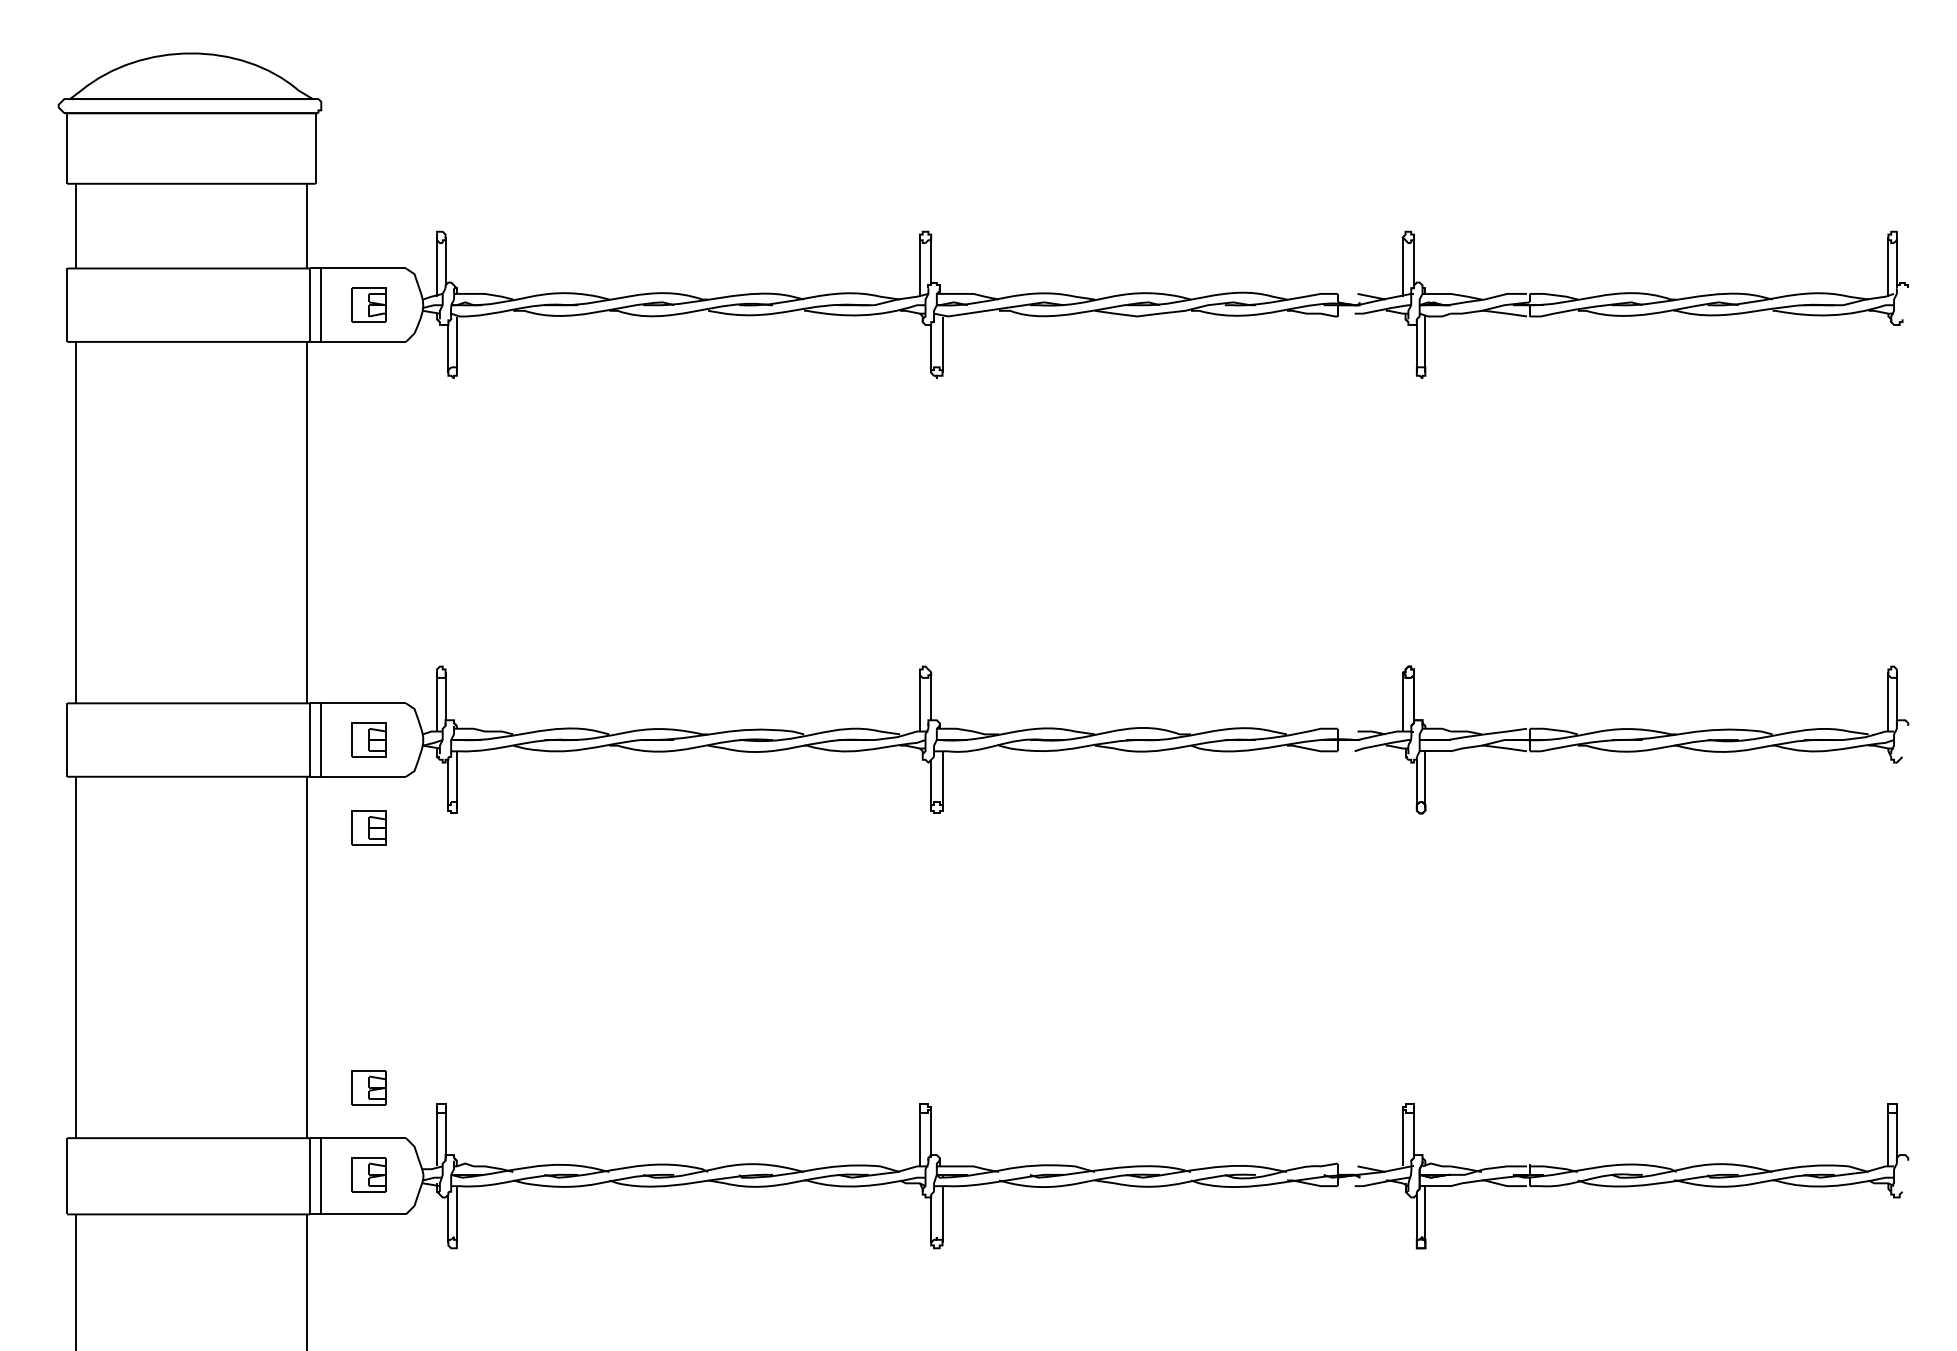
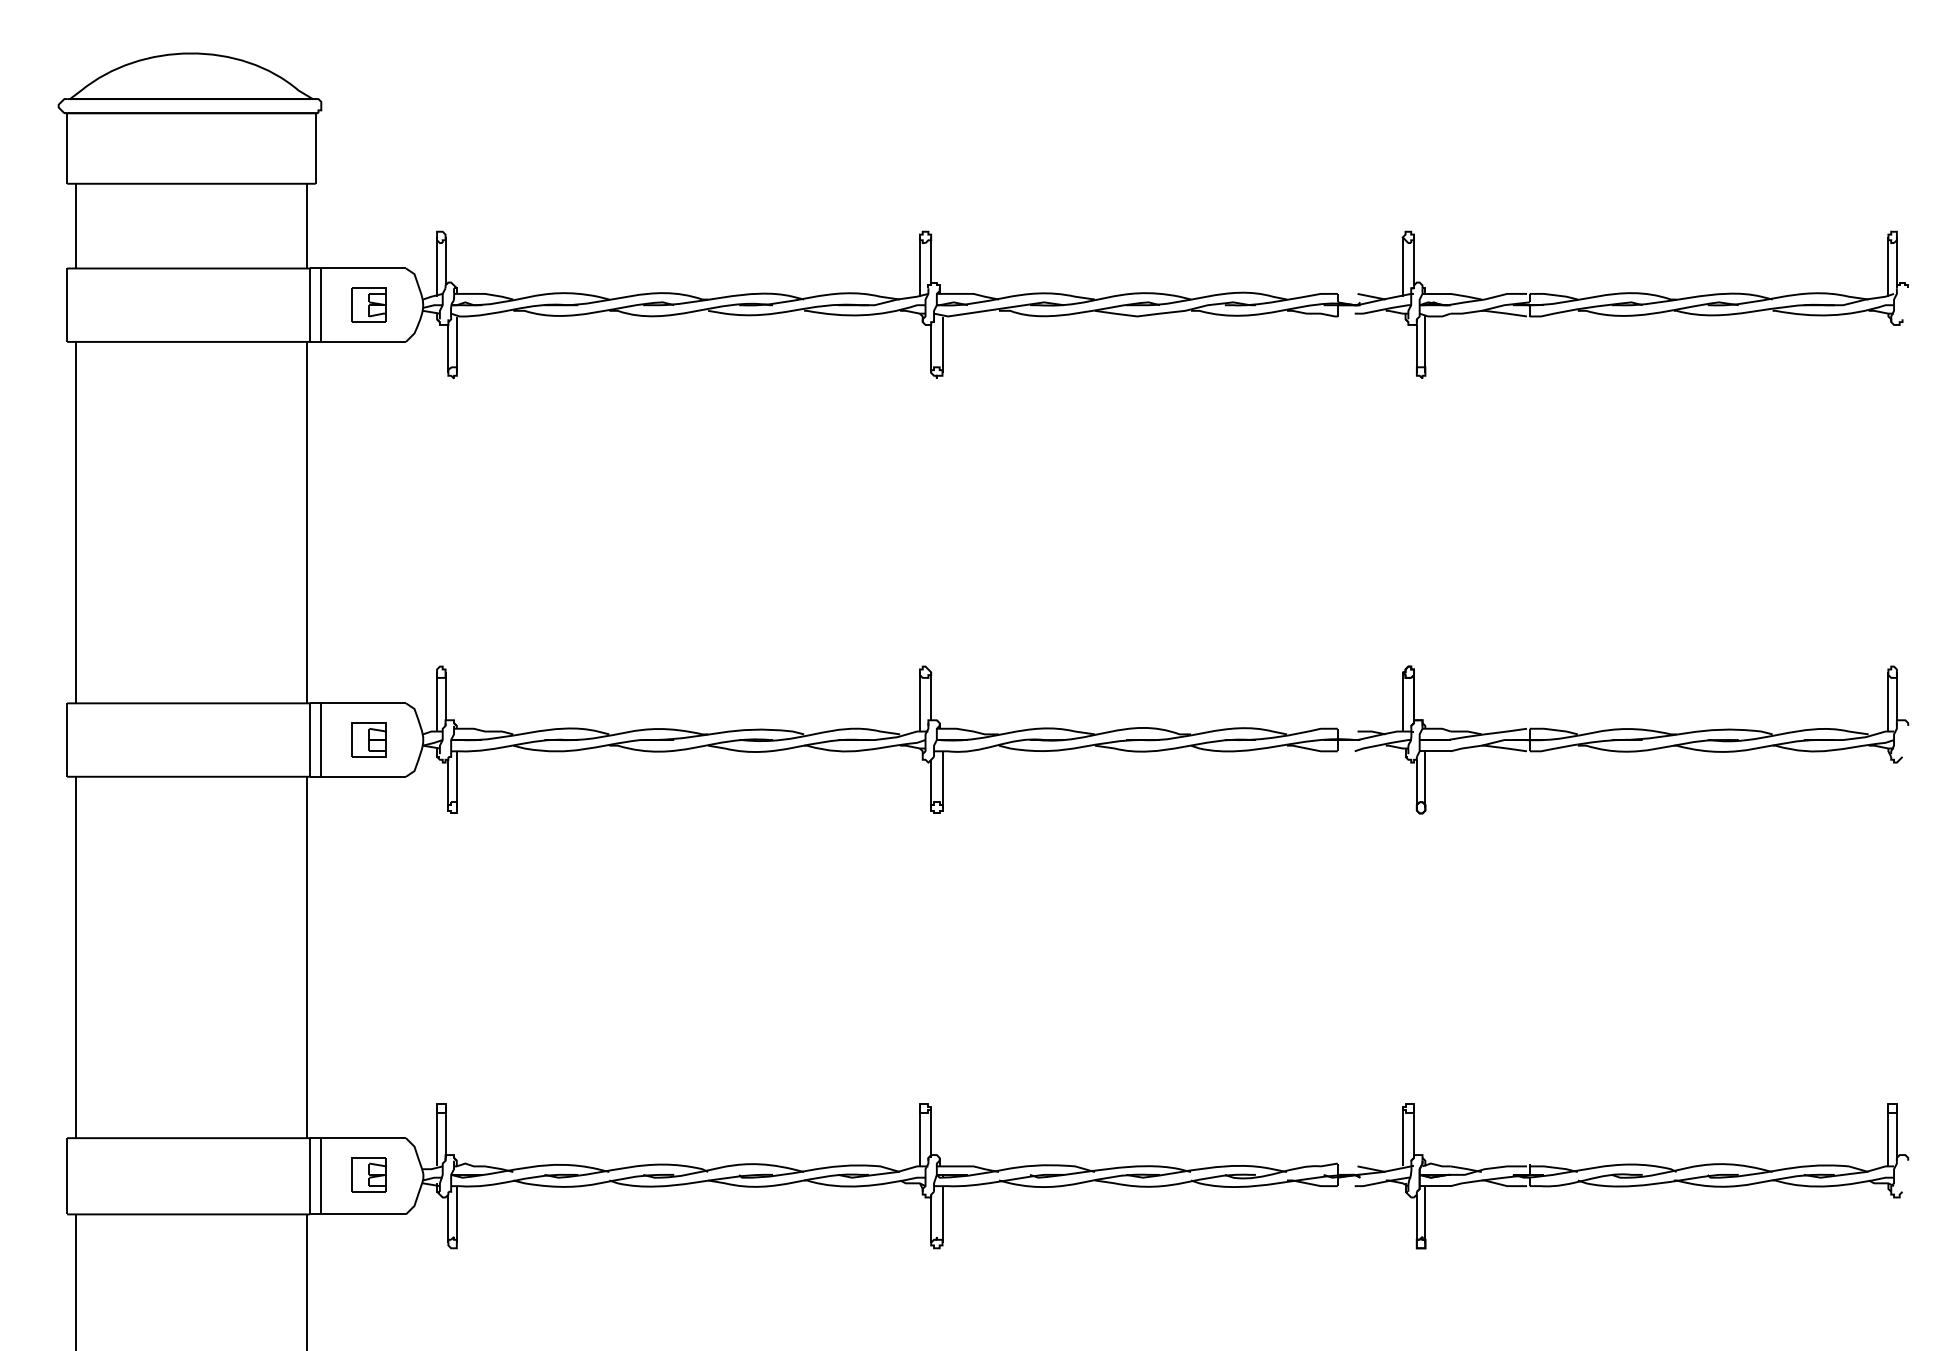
part: present -> none (368, 827)
part: present -> none (368, 1087)
